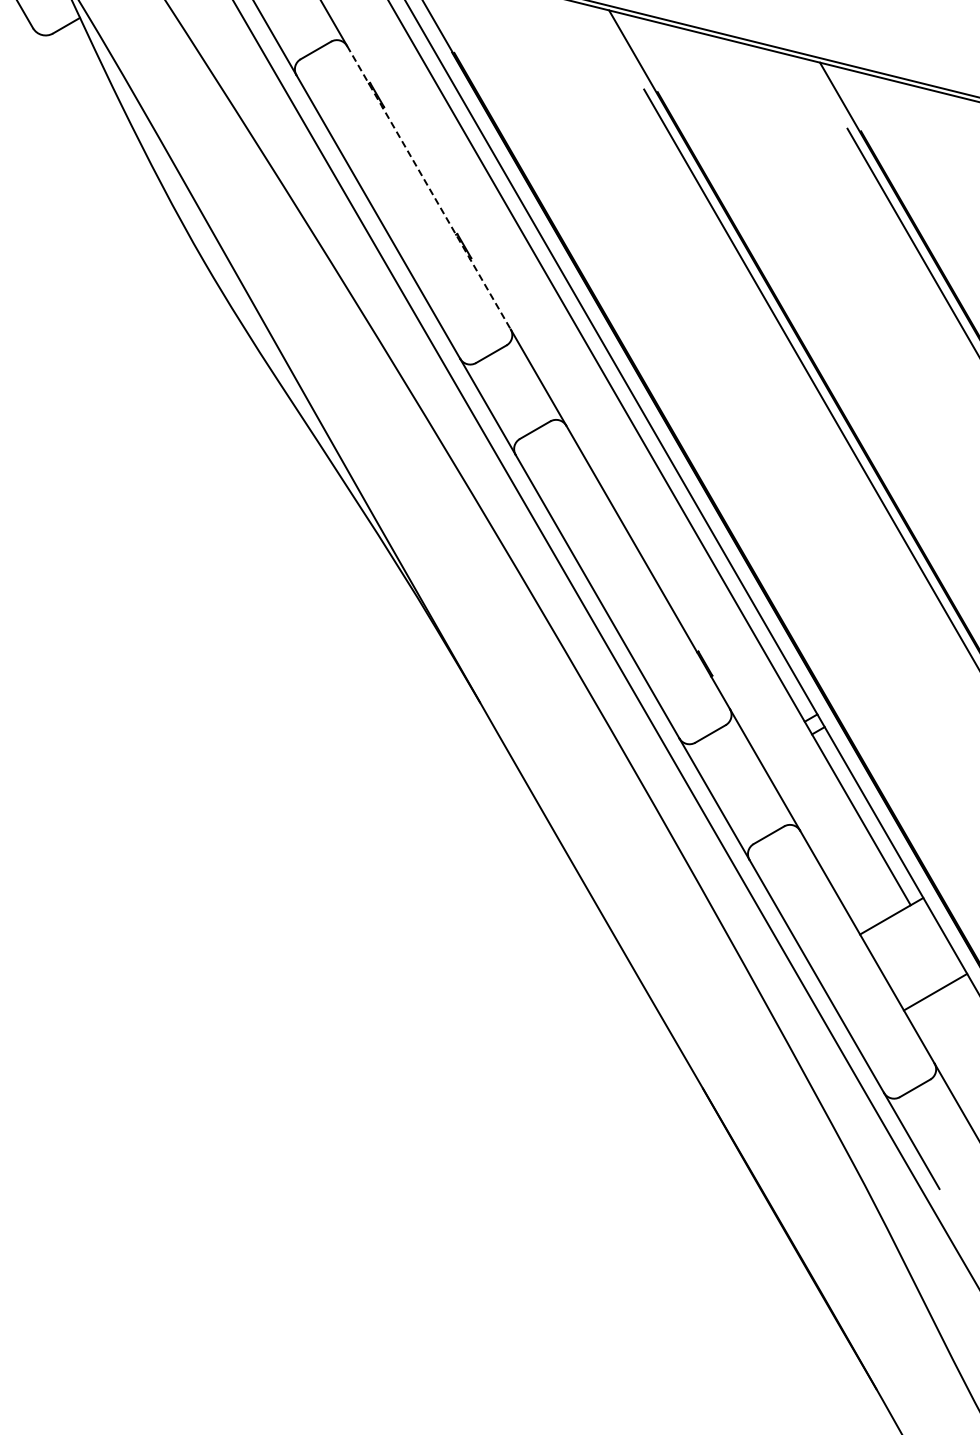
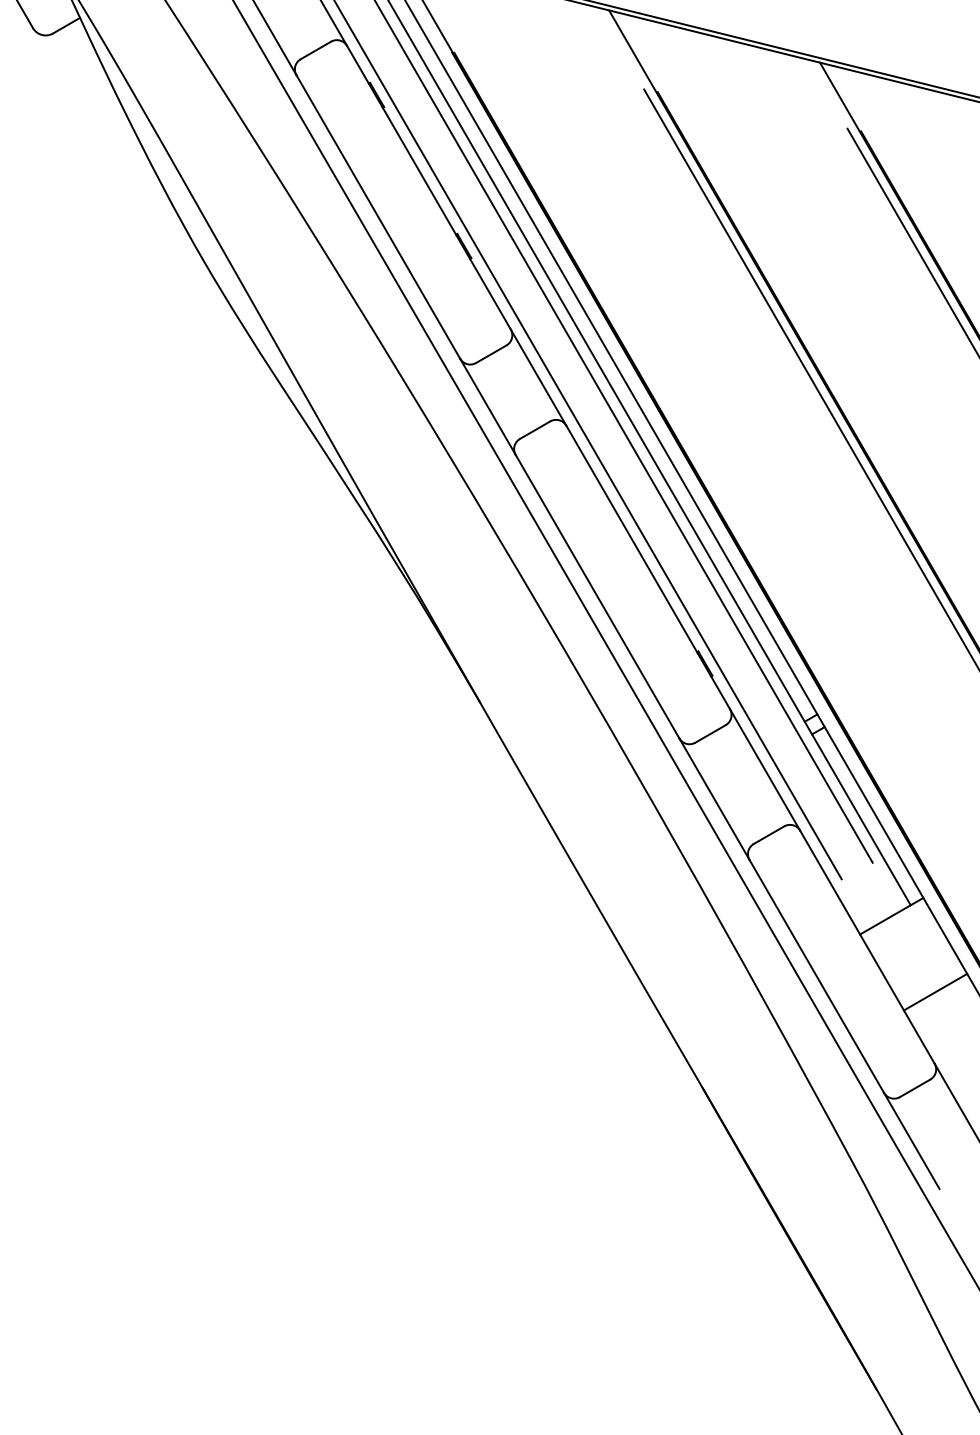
line: dashed -> solid (428, 187)
line: none -> present (623, 432)
line: none -> present (588, 440)
